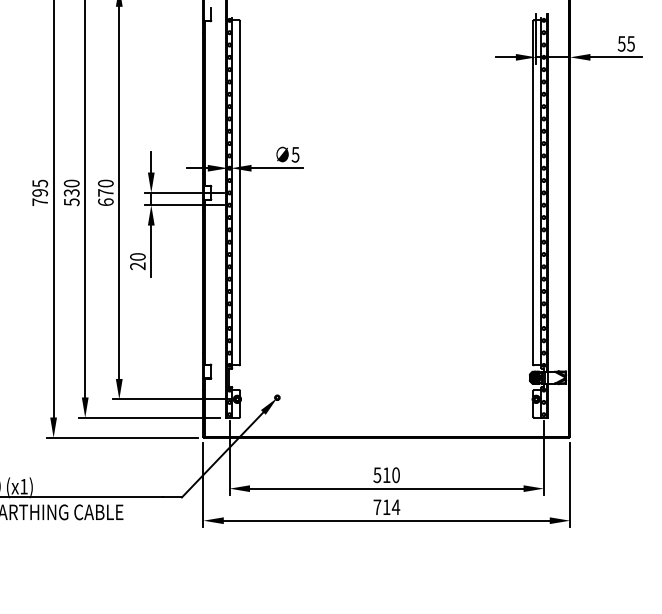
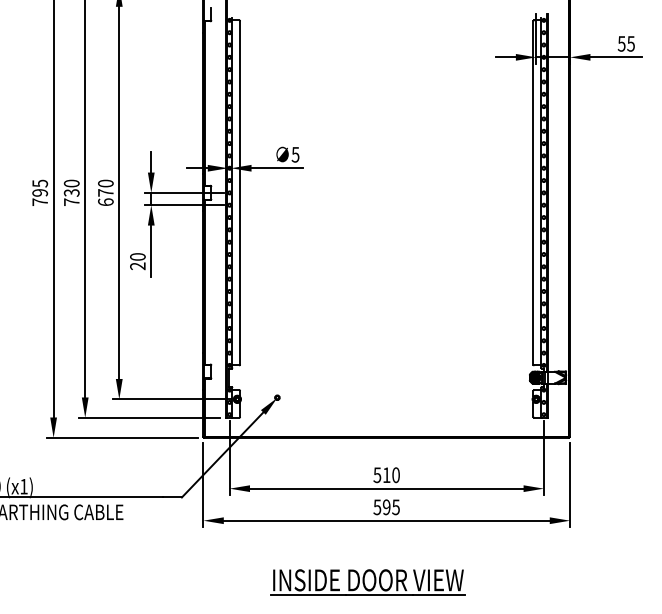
text: 530 -> 730 (71, 202)
text: 714 -> 595 (386, 507)
part: none -> present (367, 582)
